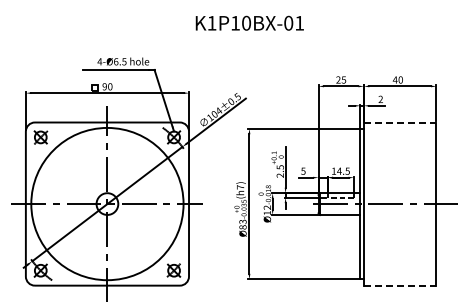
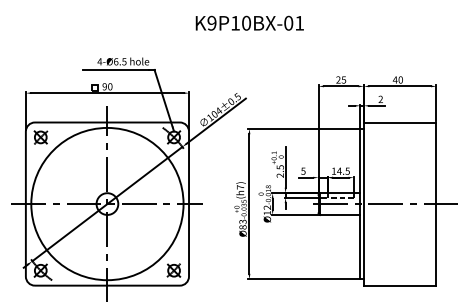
text: K1P10BX-01 -> K9P10BX-01 (211, 22)
line: dashed -> solid (400, 122)
line: dashed -> solid (400, 285)
